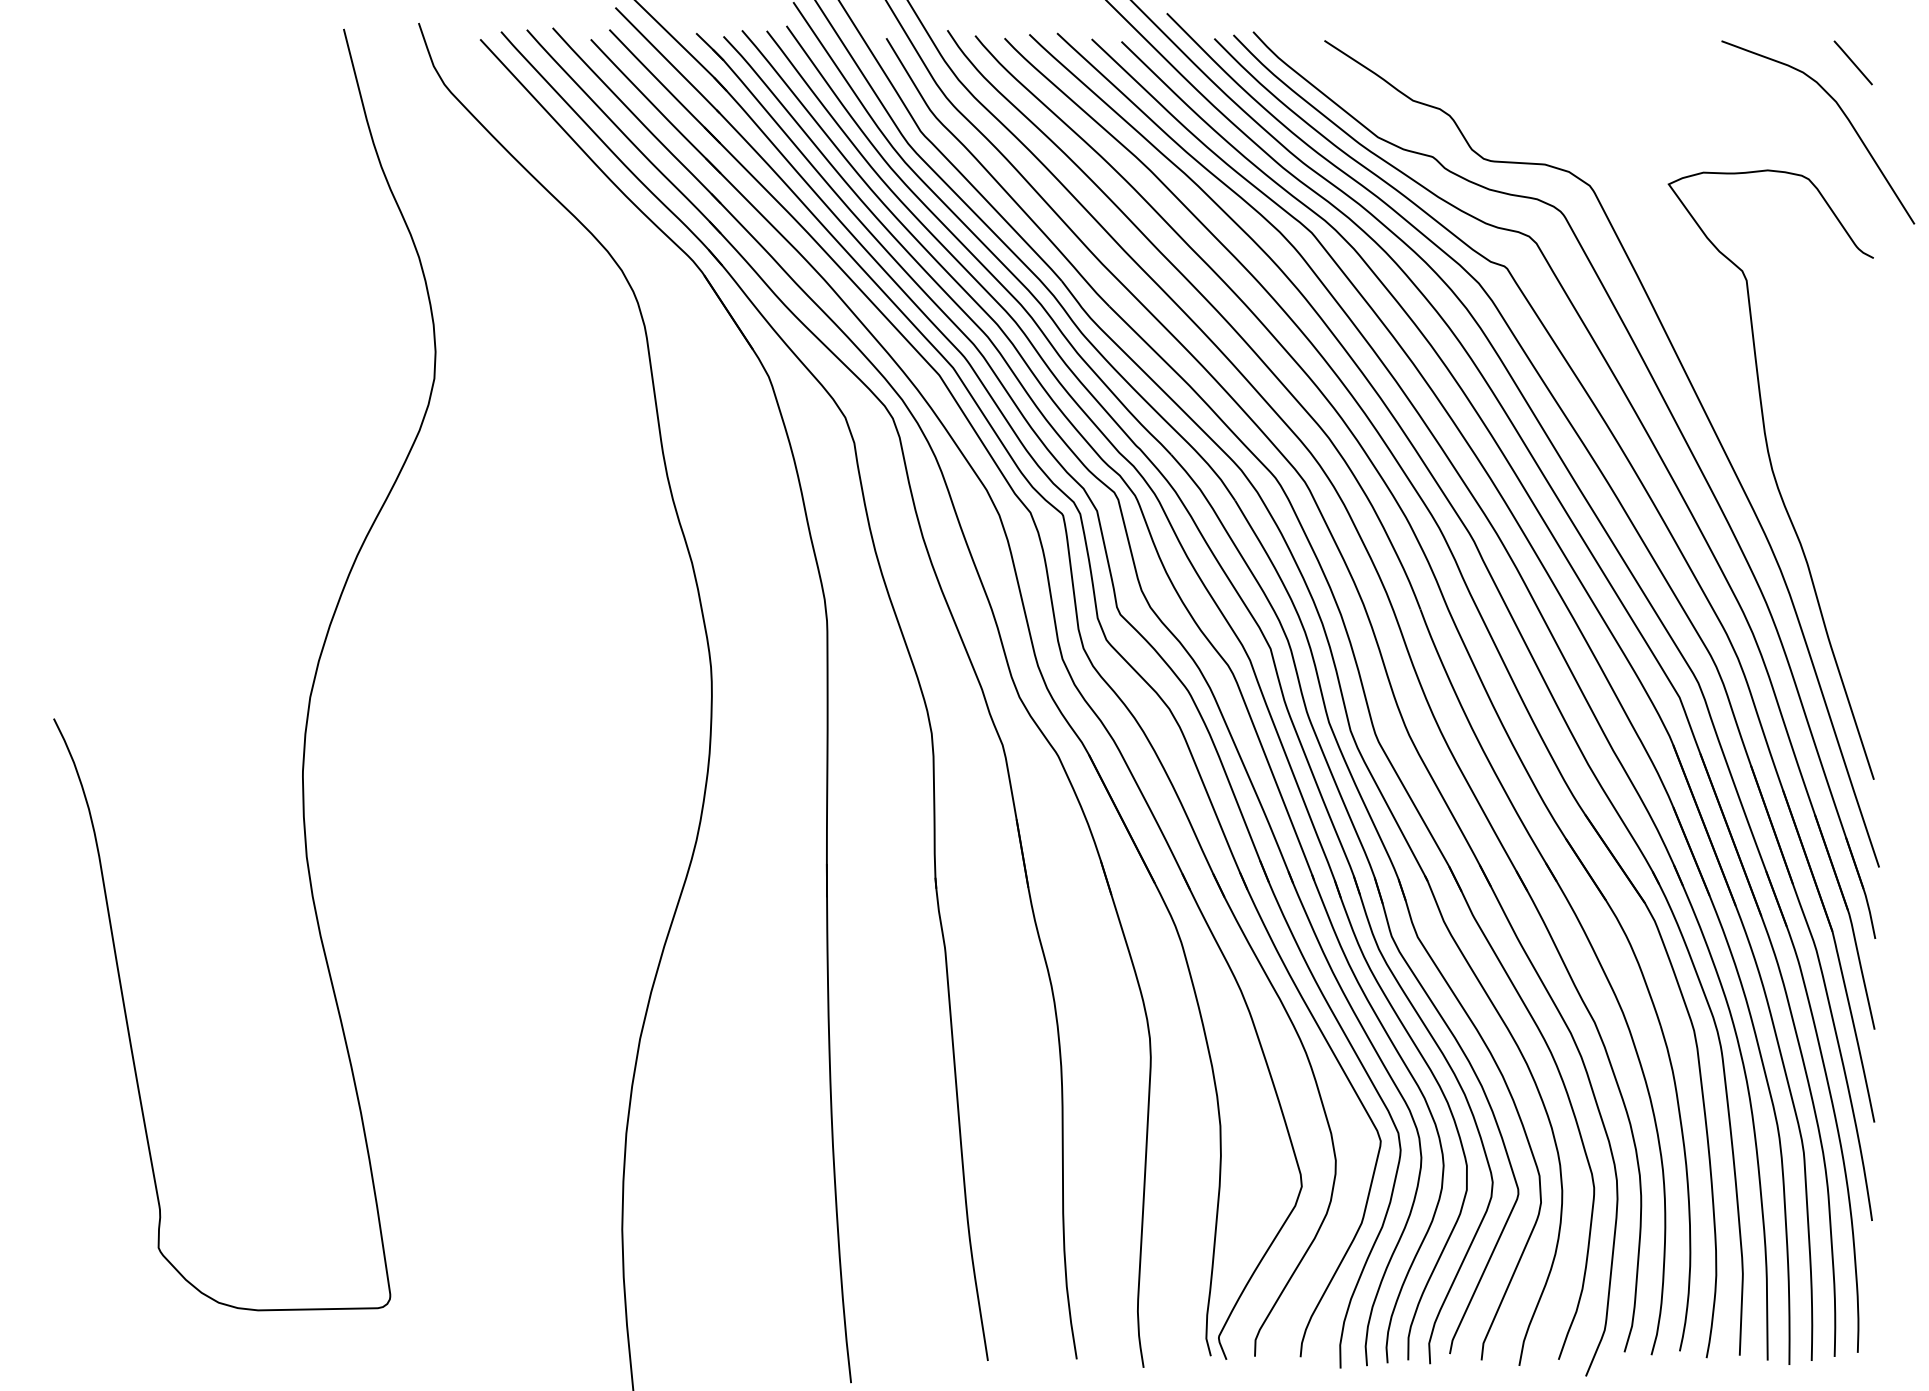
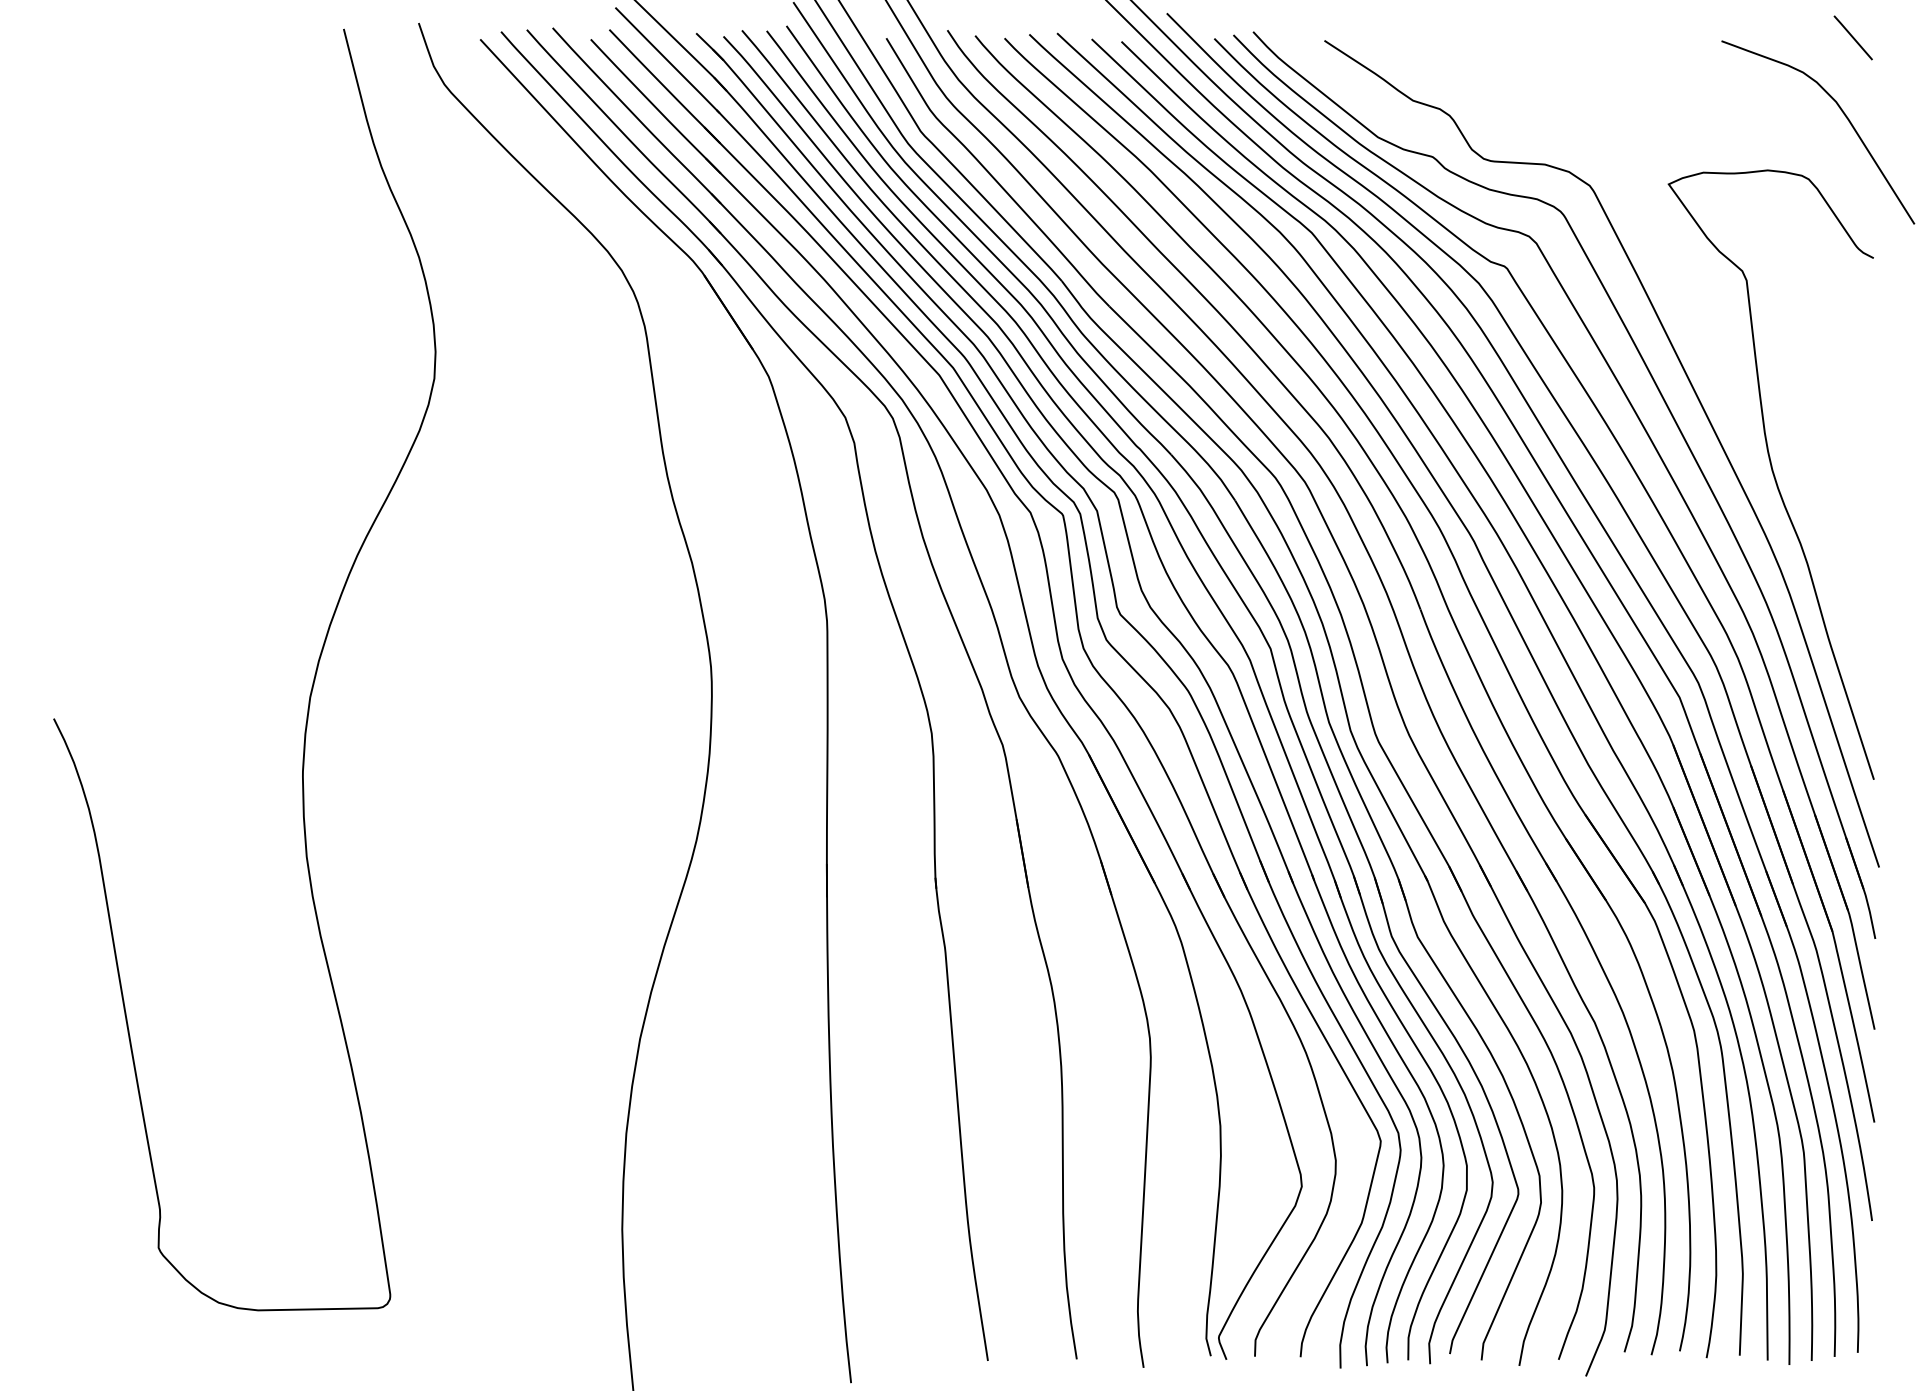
line position: (1852, 62) -> (1852, 37) (1852, 37)
